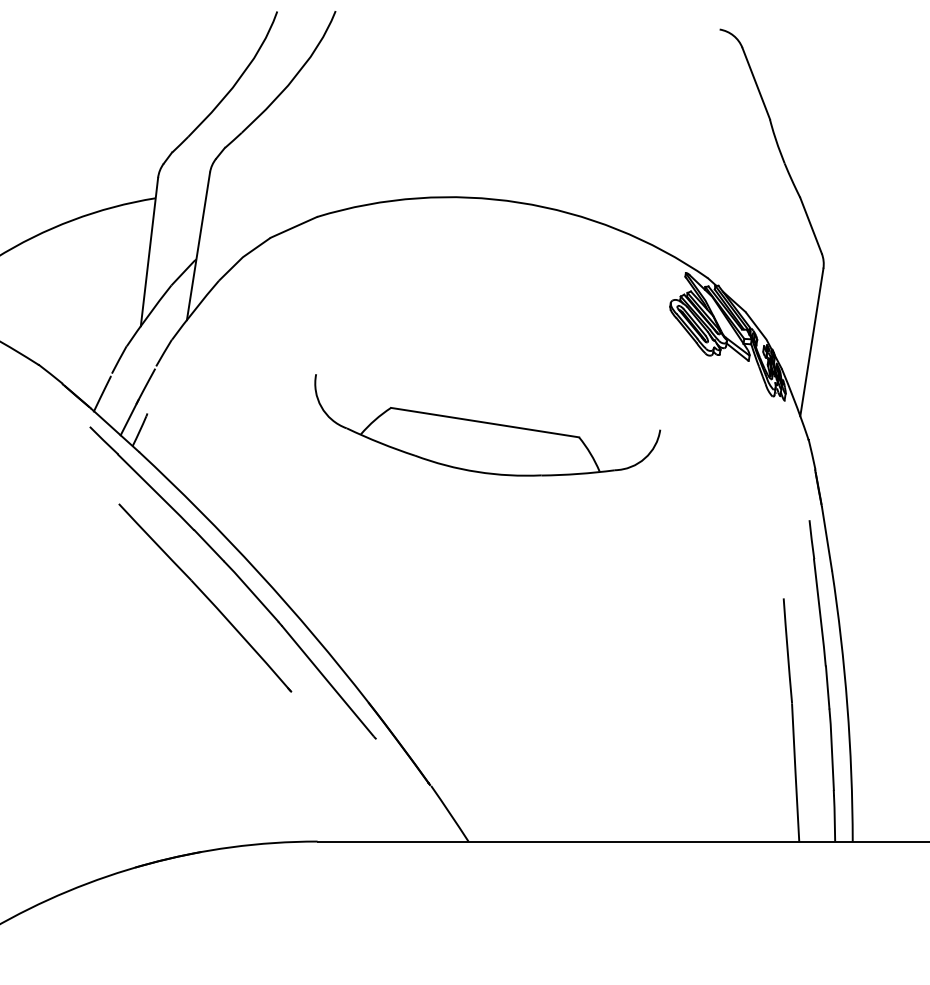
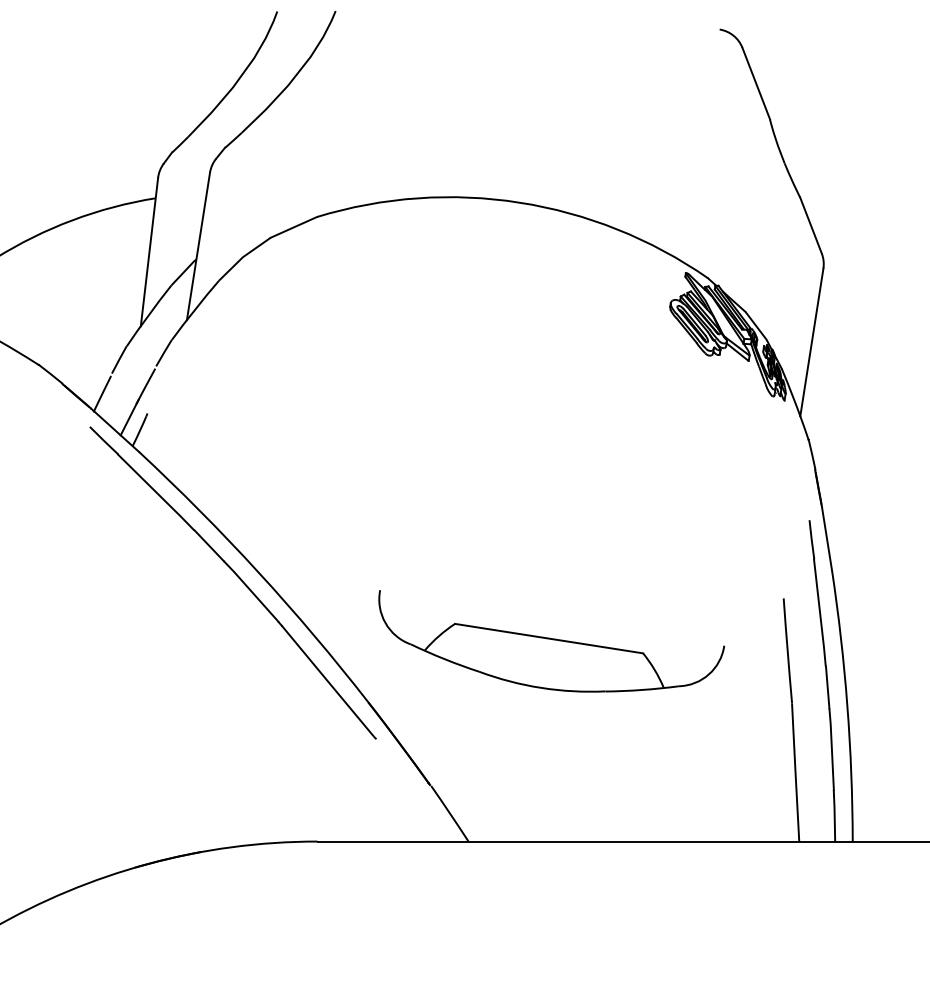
part position: (487, 425) -> (551, 641) (551, 641)
part: present -> none (205, 597)
